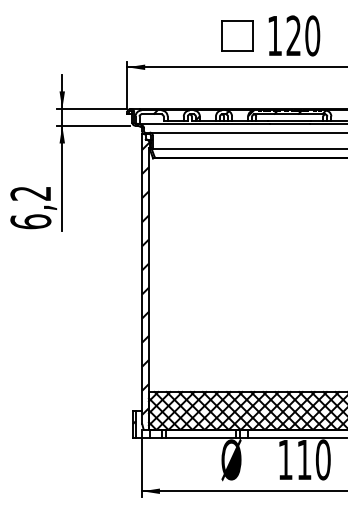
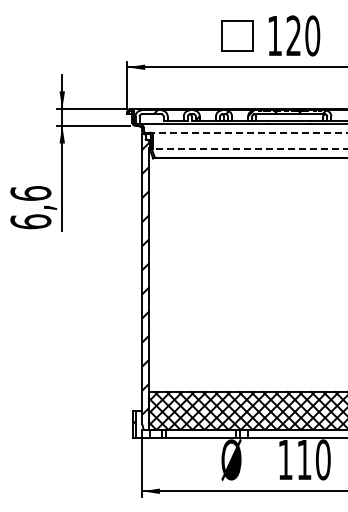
line: solid -> dashed (248, 132)
line: solid -> dashed (249, 148)
text: 6,2 -> 6,6 (30, 193)
